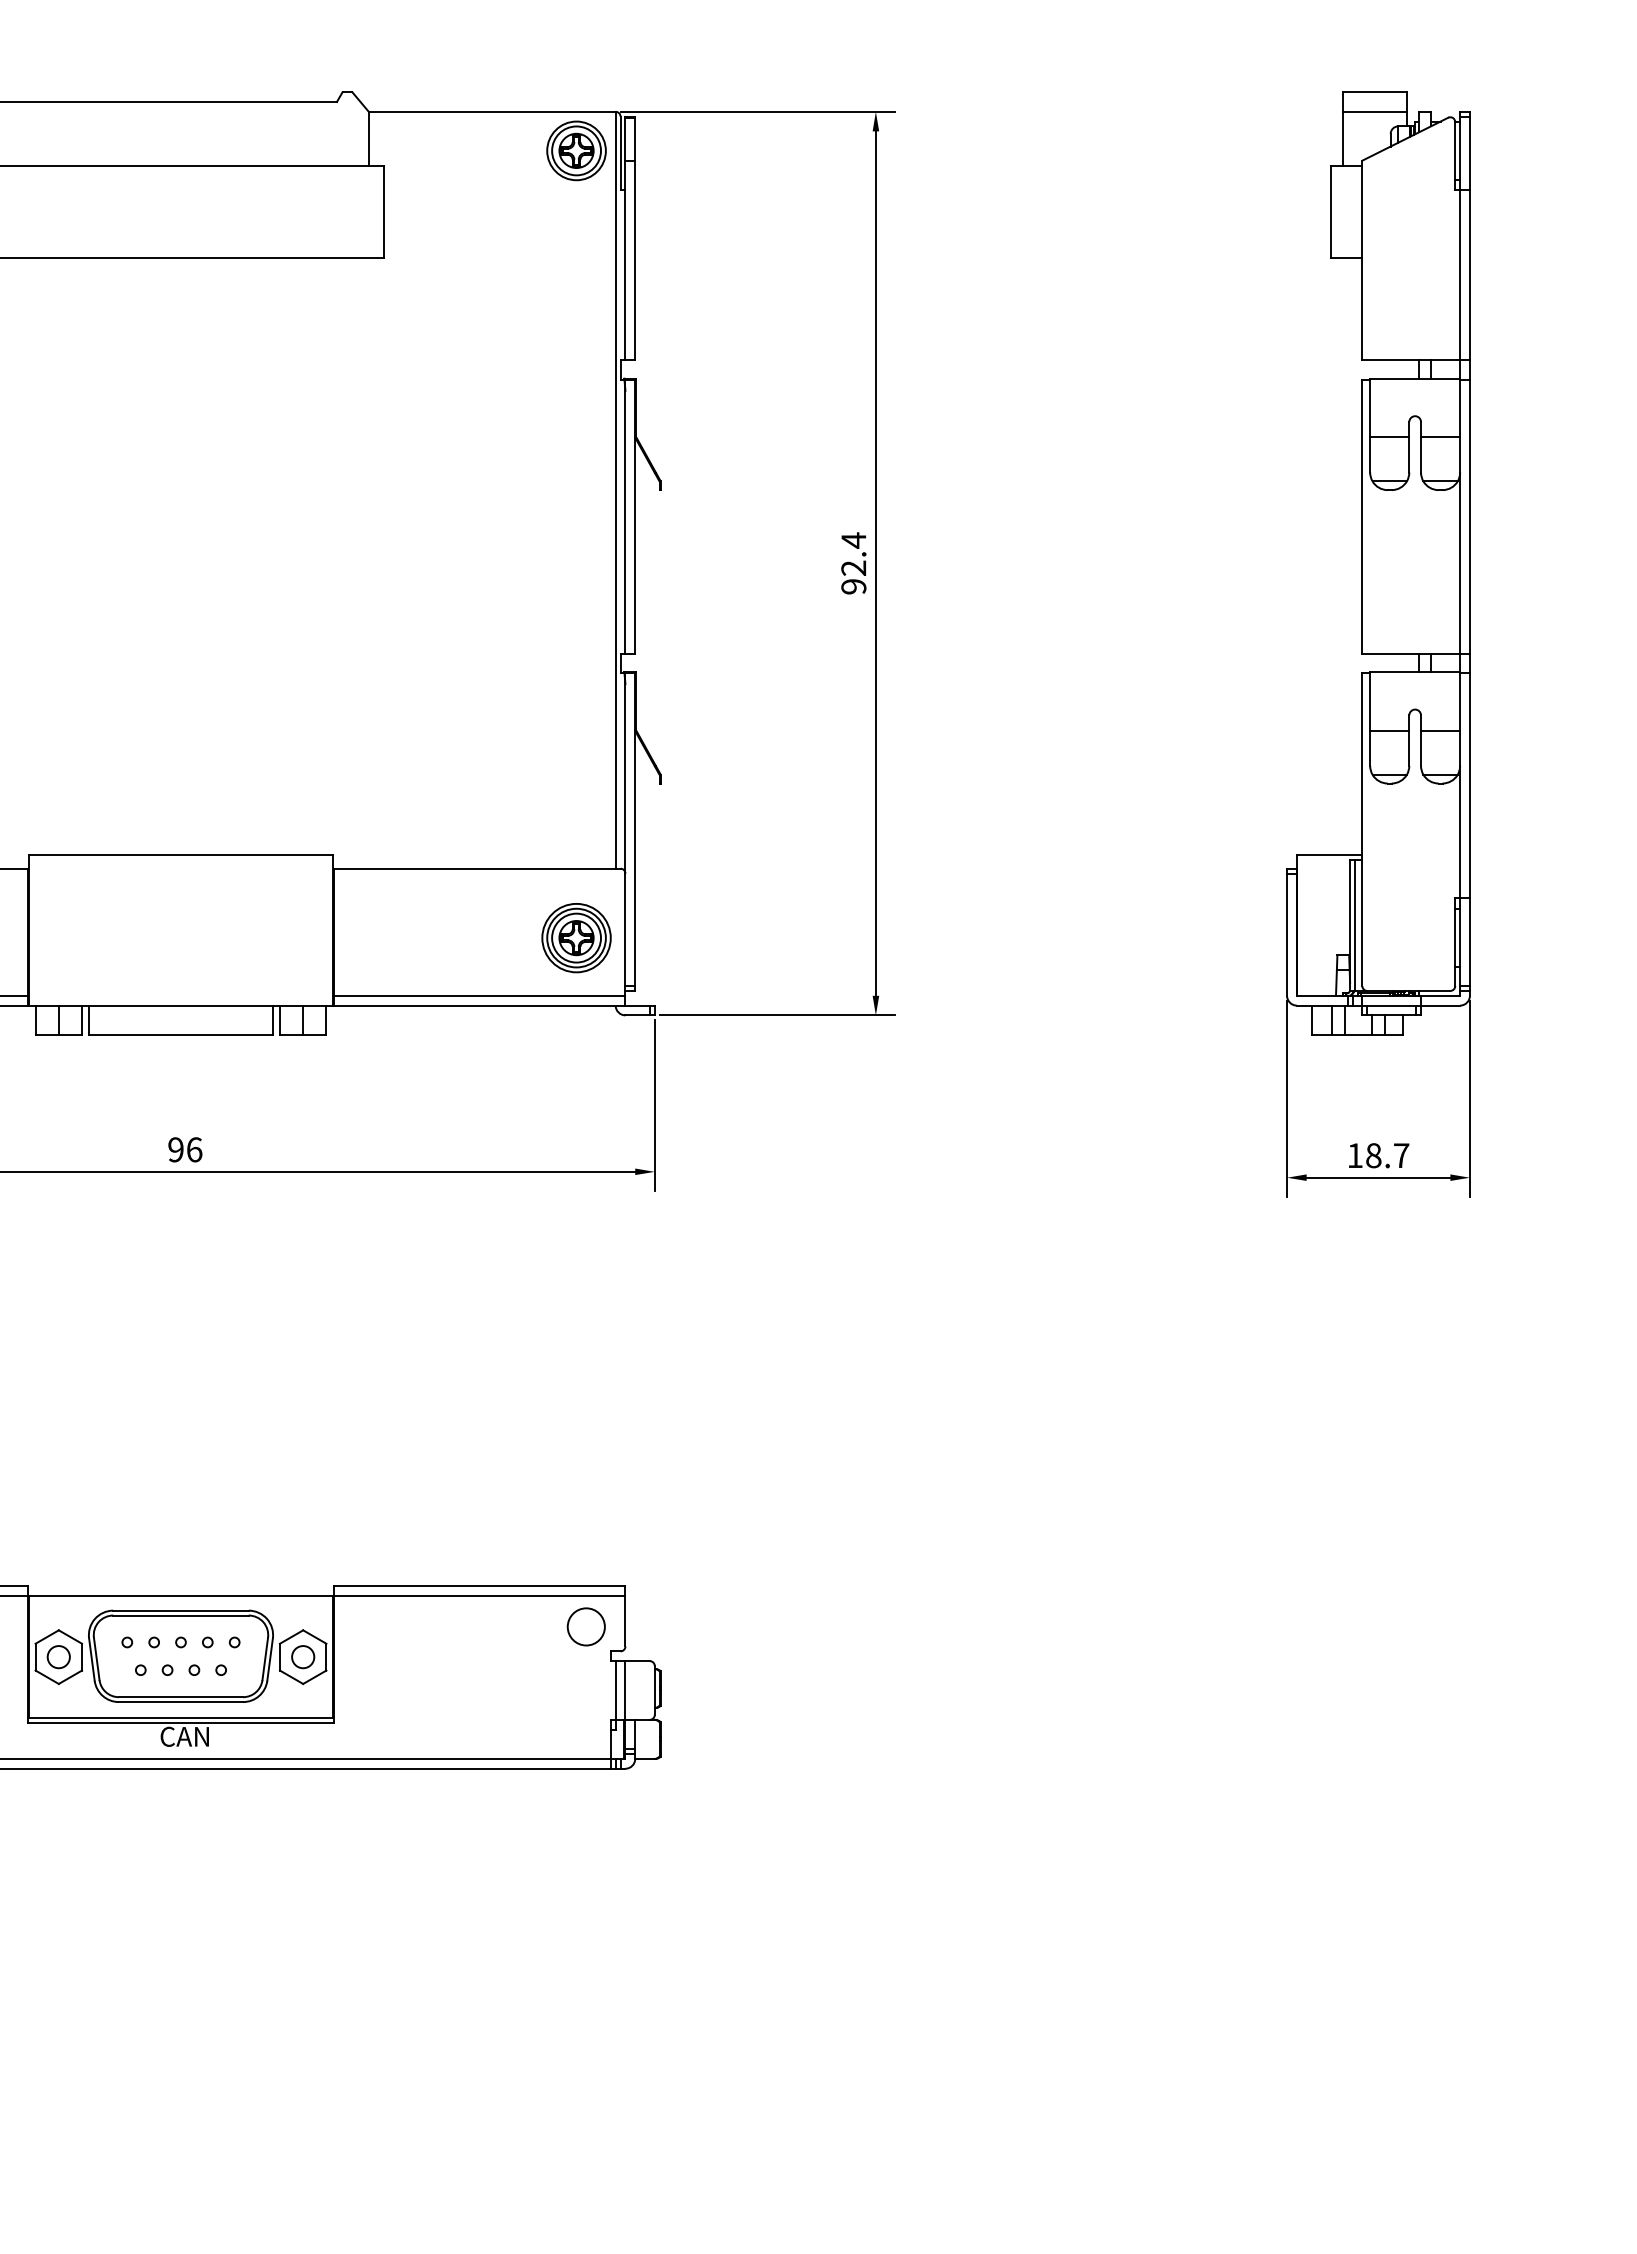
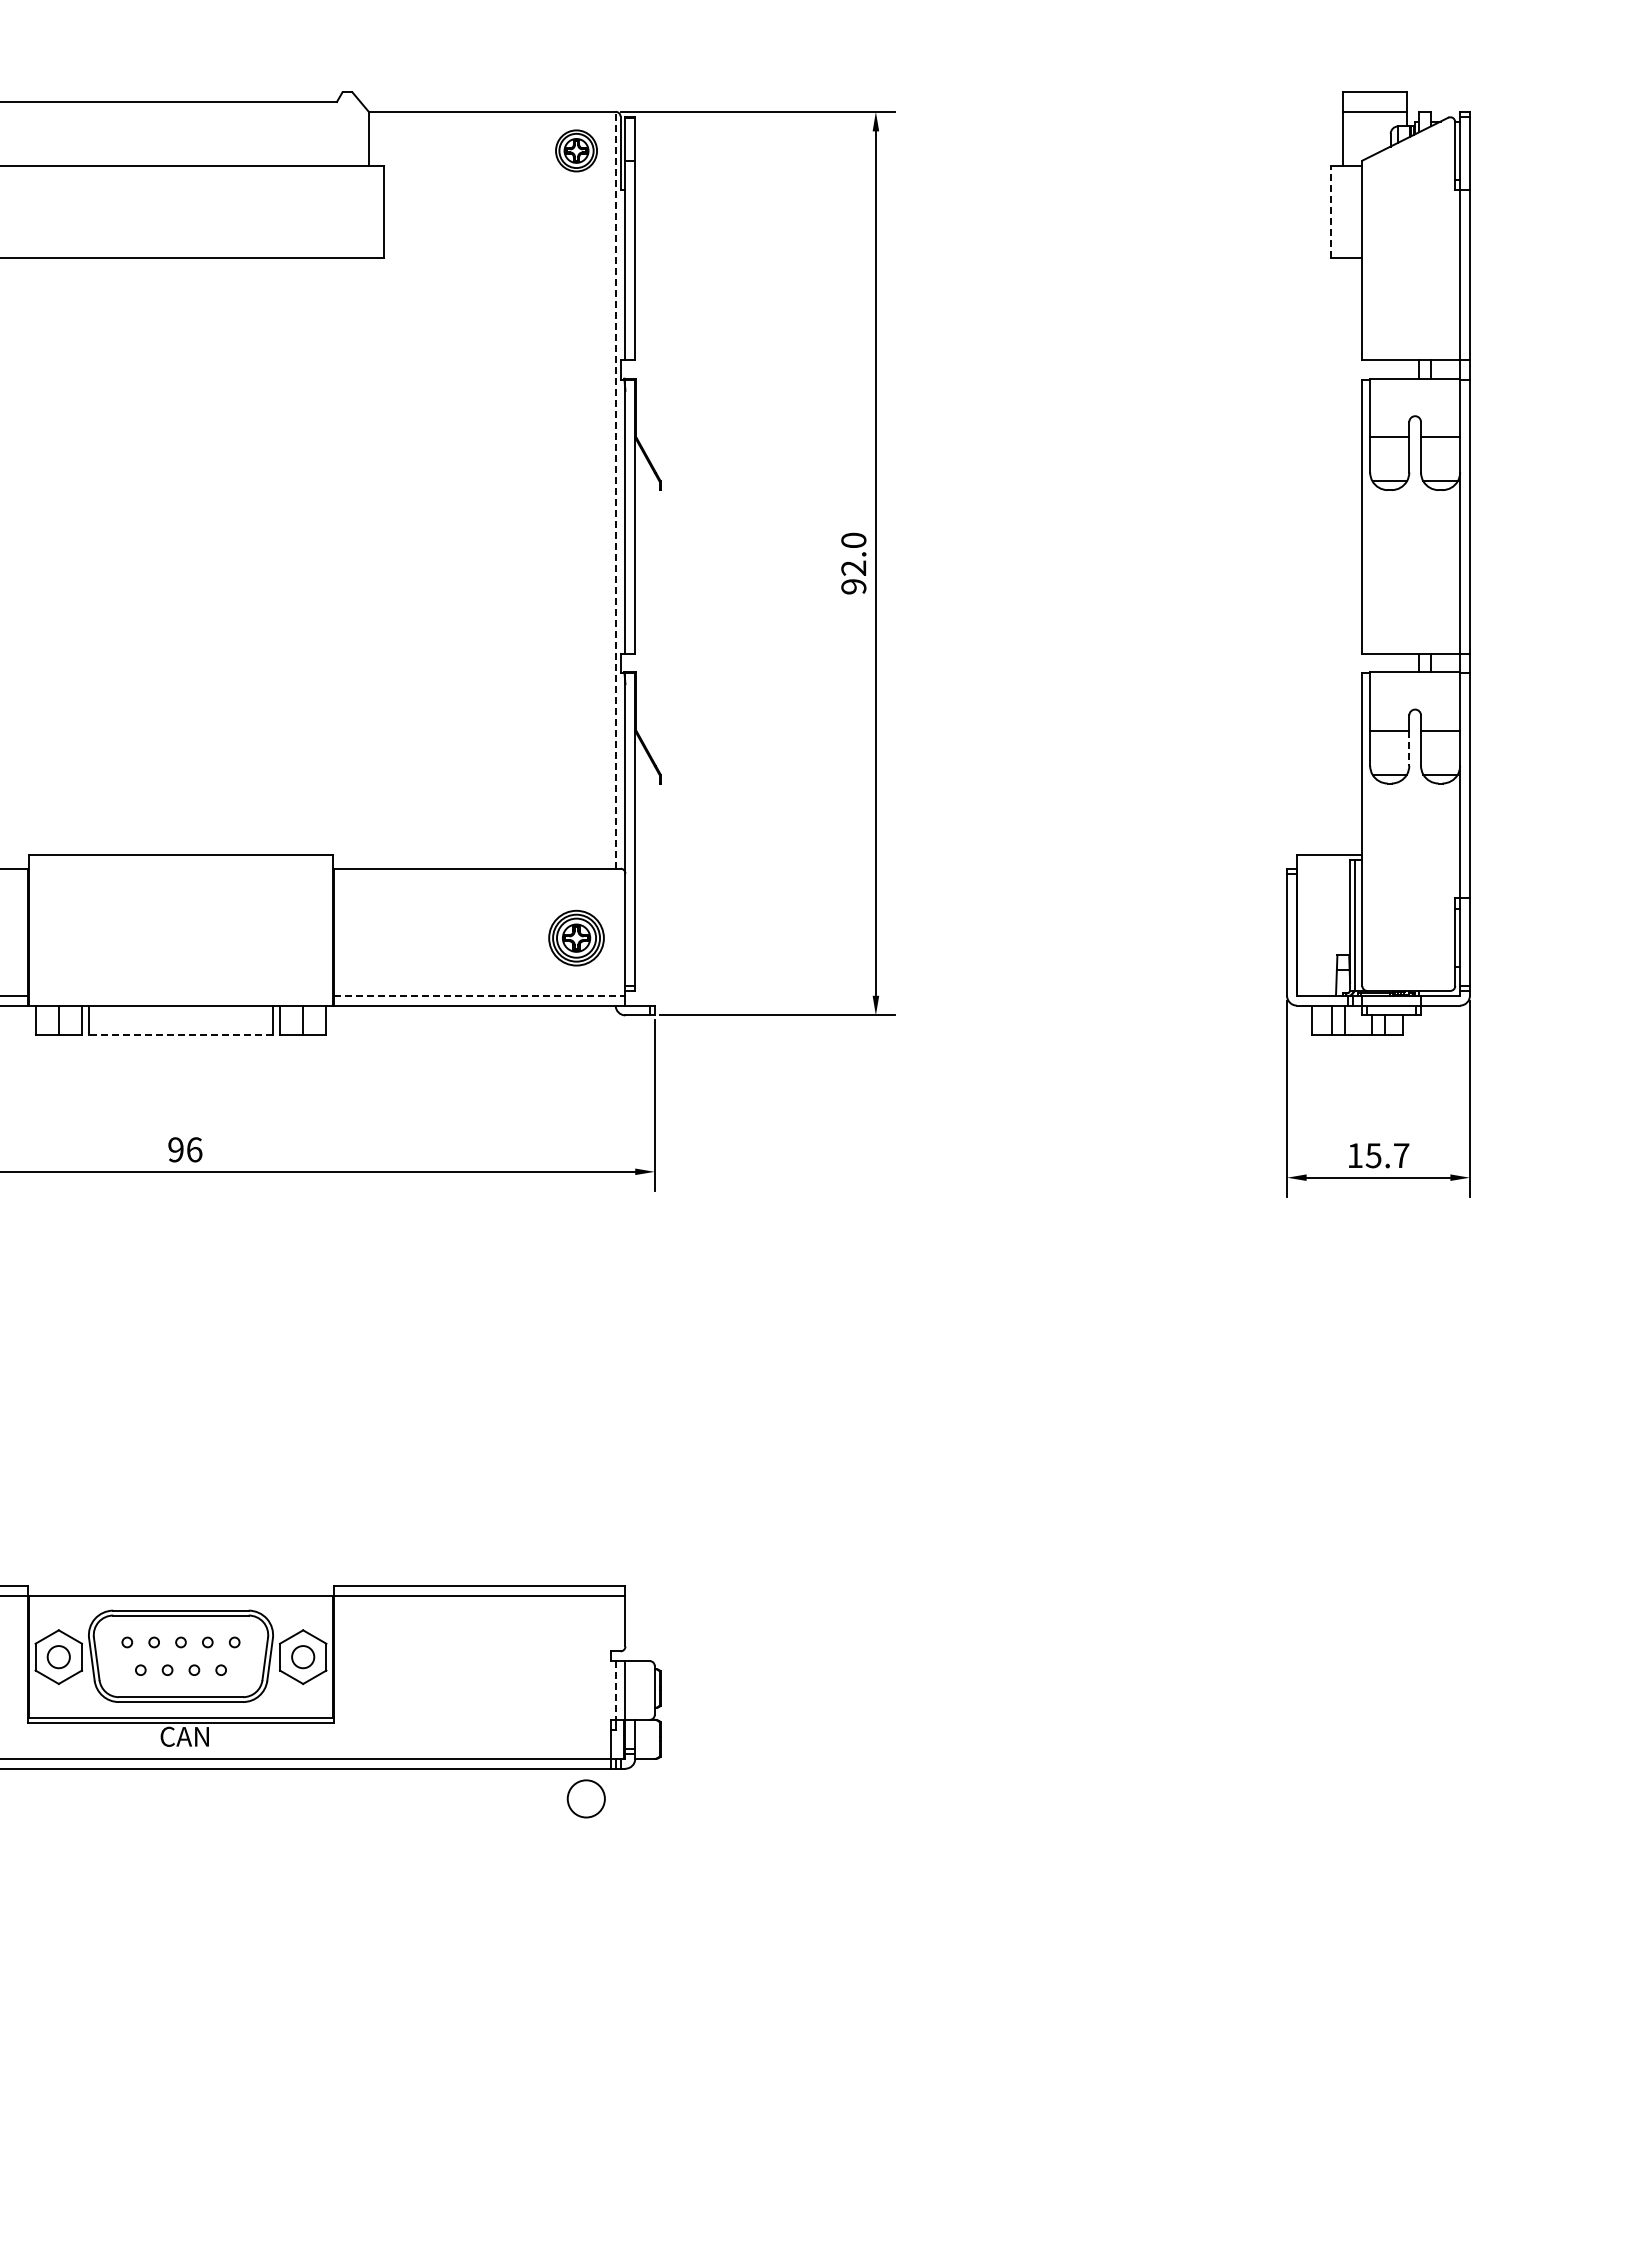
part size: 61x62 px -> 43x44 px (576, 150)
line: solid -> dashed (1331, 211)
line: solid -> dashed (615, 489)
text: 92.4 -> 92.0 (853, 540)
line: solid -> dashed (1409, 748)
part size: 71x71 px -> 57x58 px (576, 937)
line: solid -> dashed (479, 995)
line: solid -> dashed (181, 1034)
text: 18.7 -> 15.7 (1373, 1155)
circle position: (585, 1626) -> (585, 1798) (585, 1798)
line: solid -> dashed (615, 1690)
